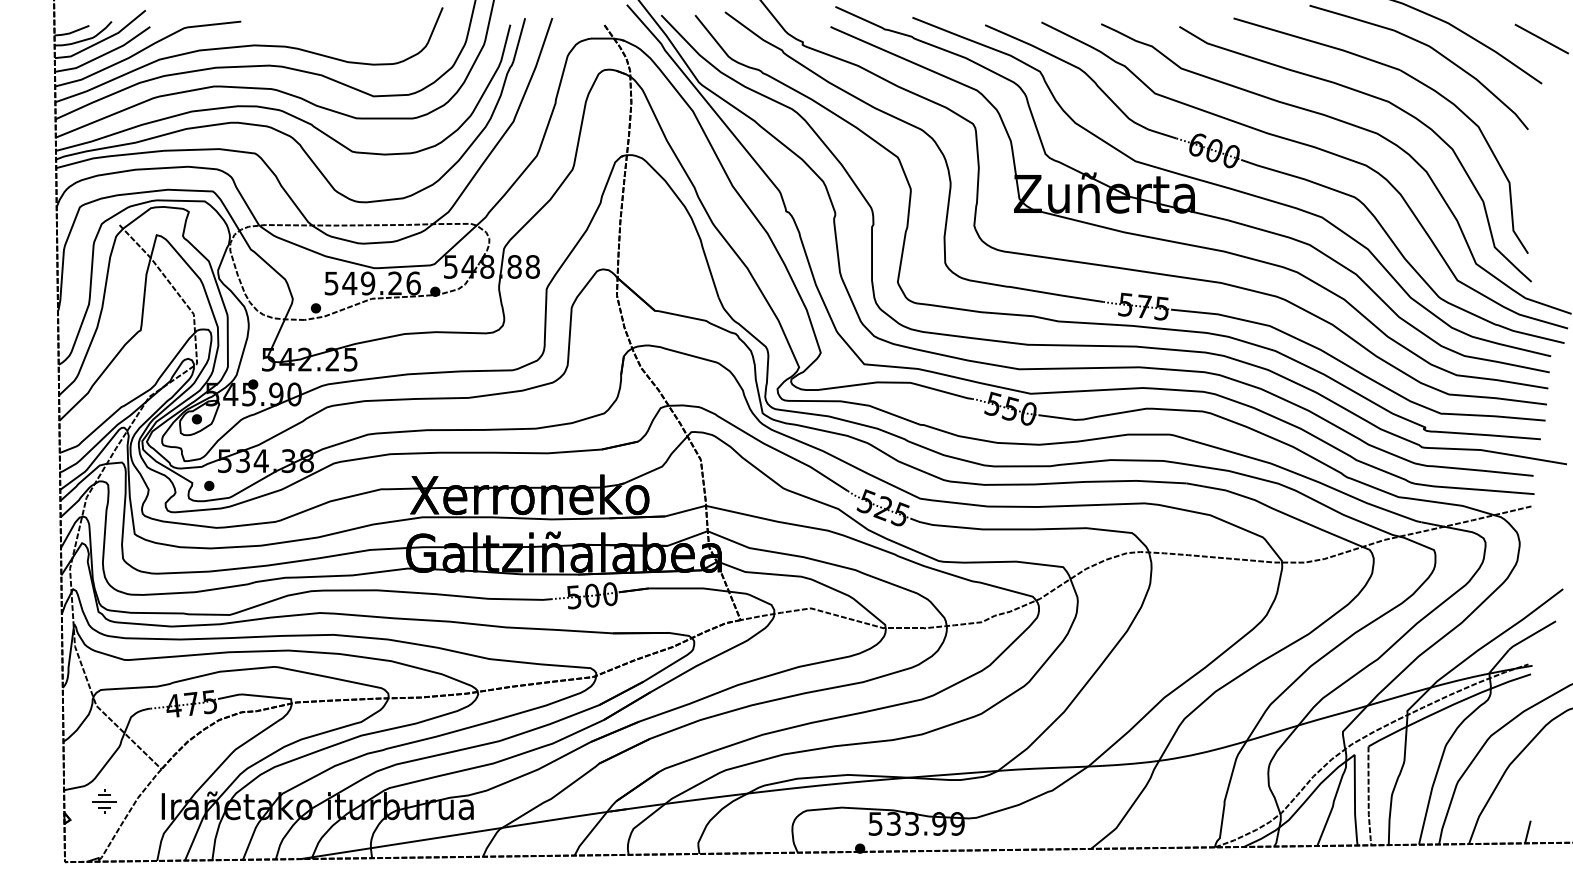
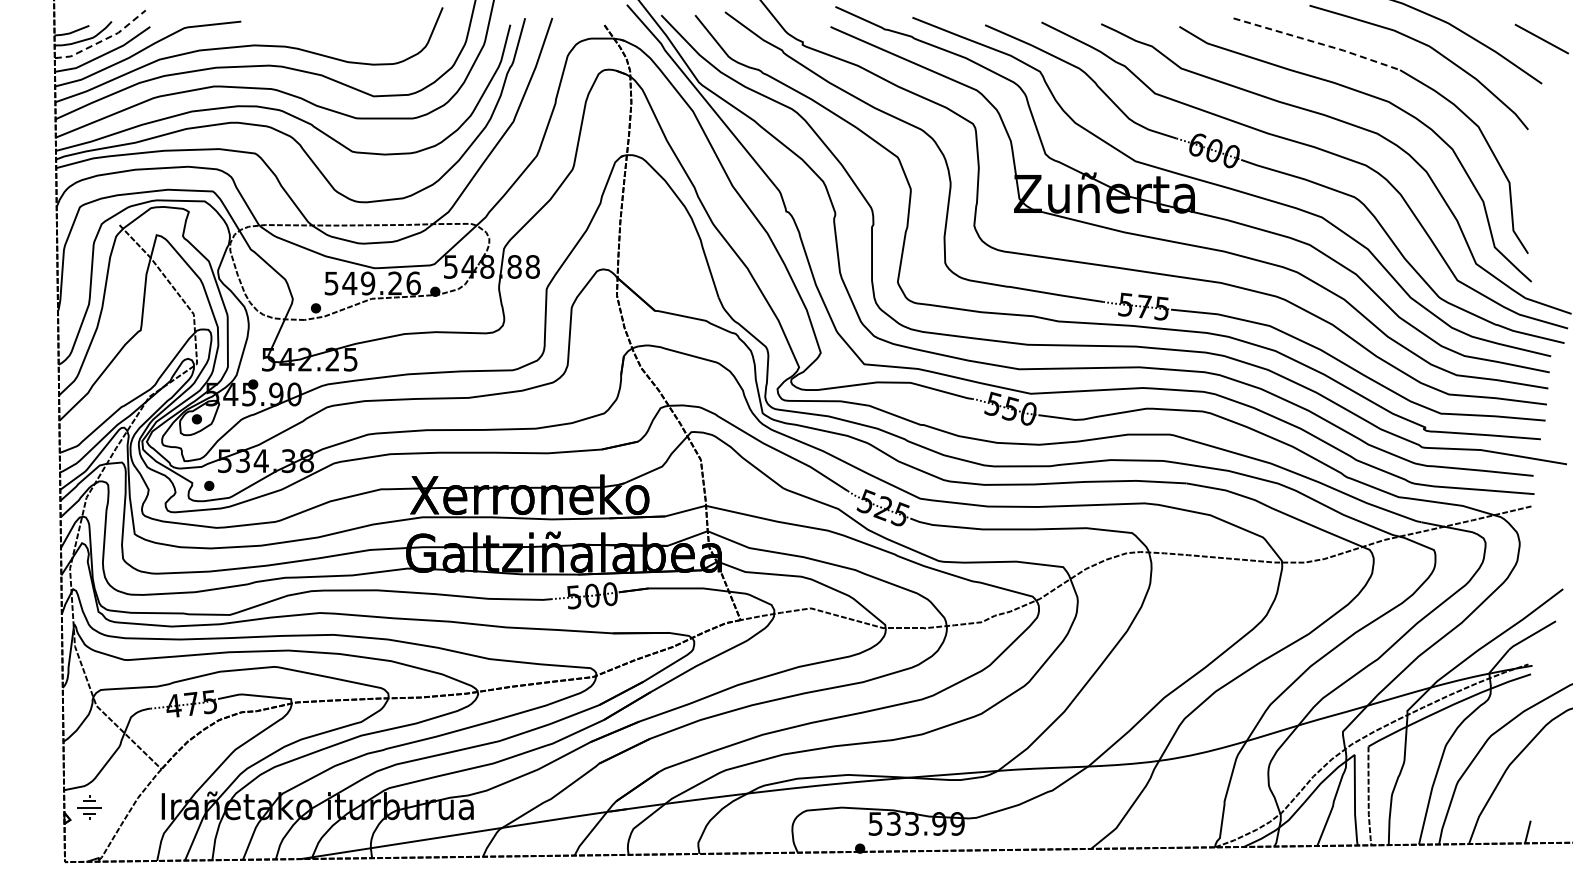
line: solid -> dashed (103, 40)
line: solid -> dashed (1317, 43)
part position: (104, 801) -> (89, 807) (89, 807)
